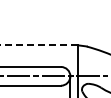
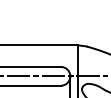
line: dashed -> solid (39, 45)
